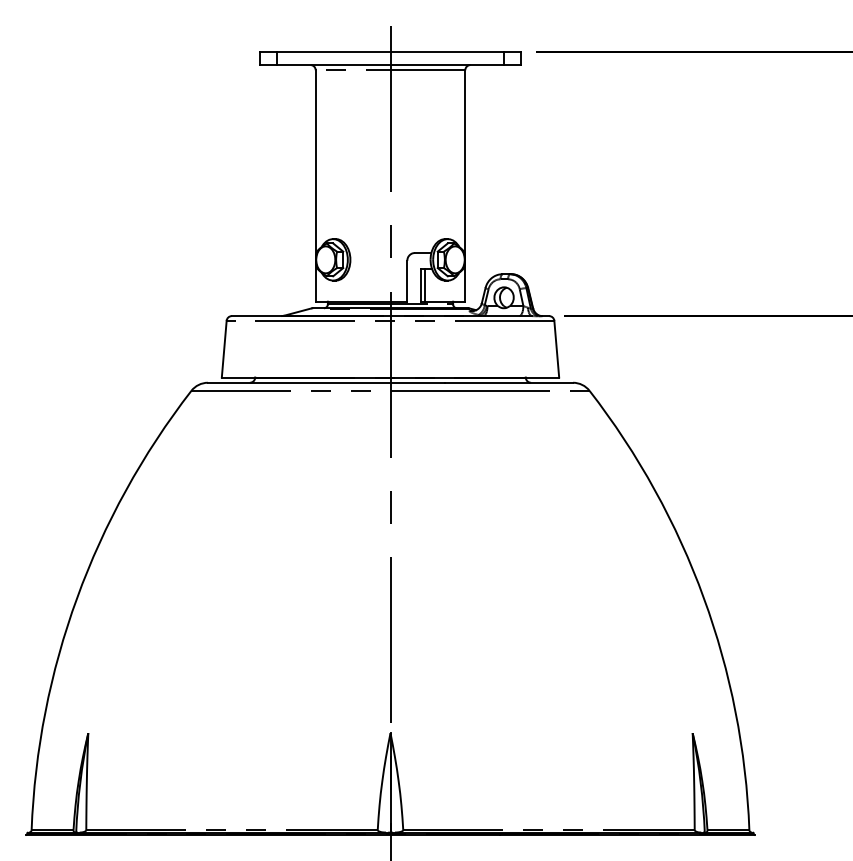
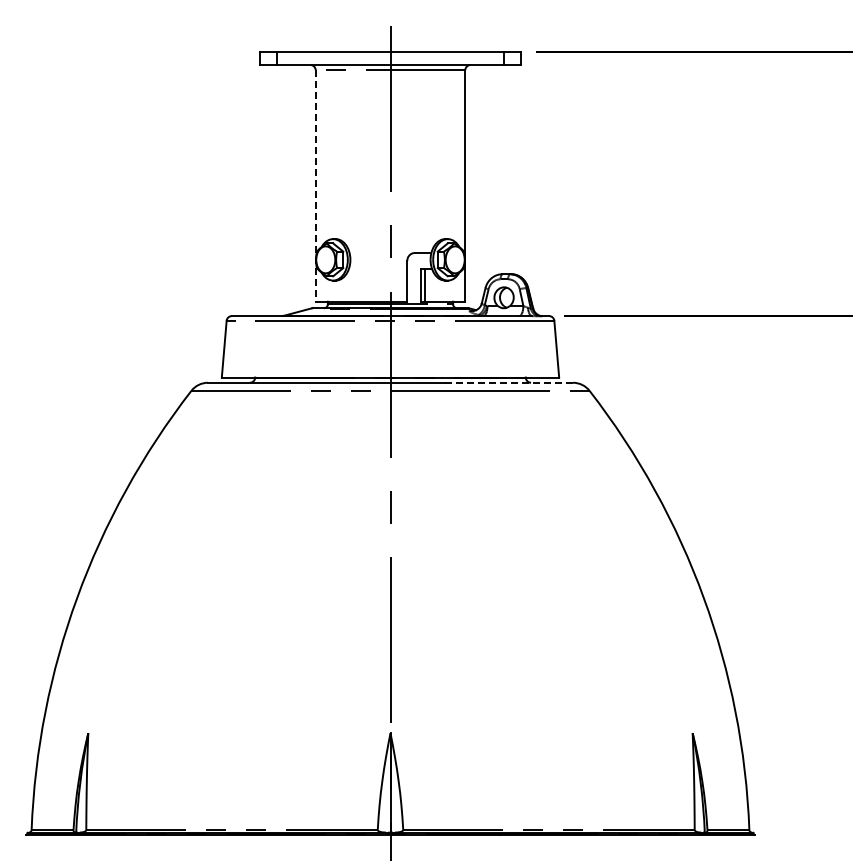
line: solid -> dashed (315, 185)
line: solid -> dashed (509, 382)
